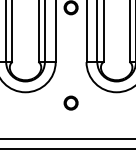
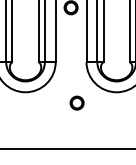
circle position: (70, 102) -> (76, 102) (76, 102)
line: present -> none (67, 139)
